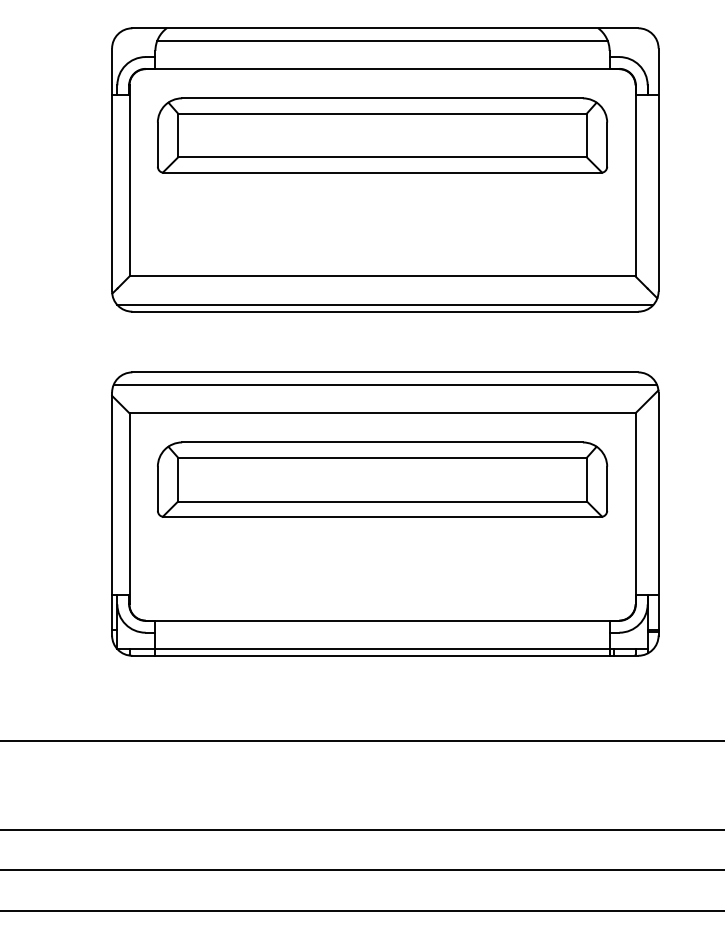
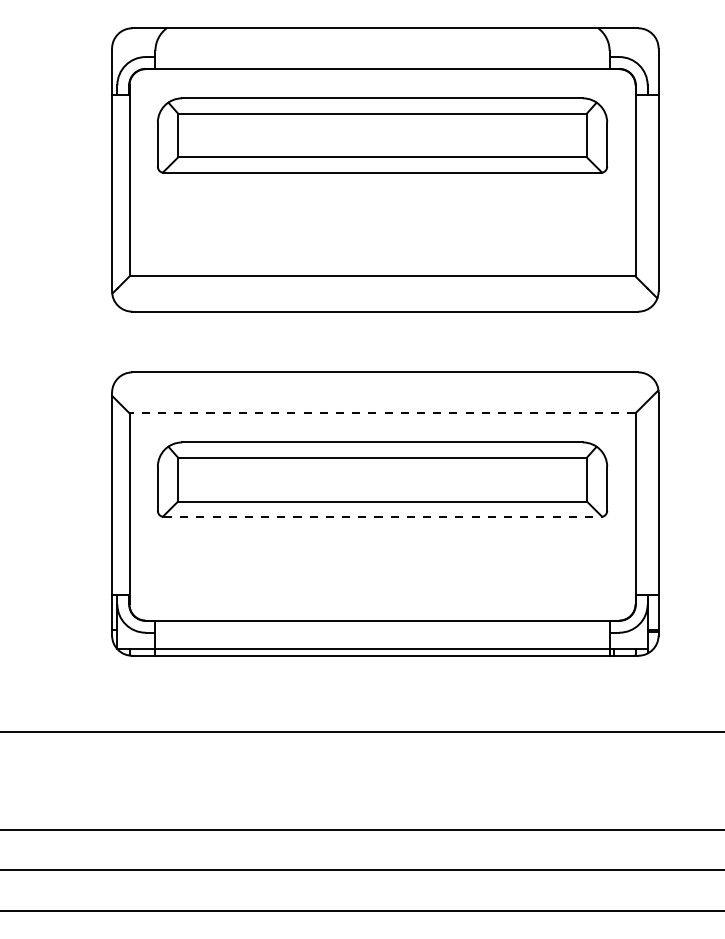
line: present -> none (382, 40)
line: present -> none (385, 304)
line: present -> none (385, 384)
line: solid -> dashed (382, 413)
line: solid -> dashed (382, 516)
line position: (361, 740) -> (361, 731) (361, 731)
